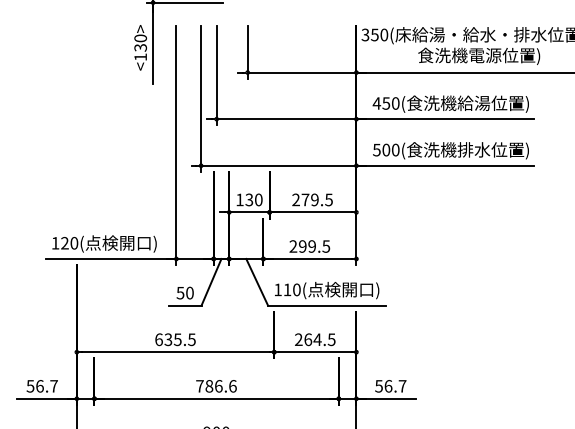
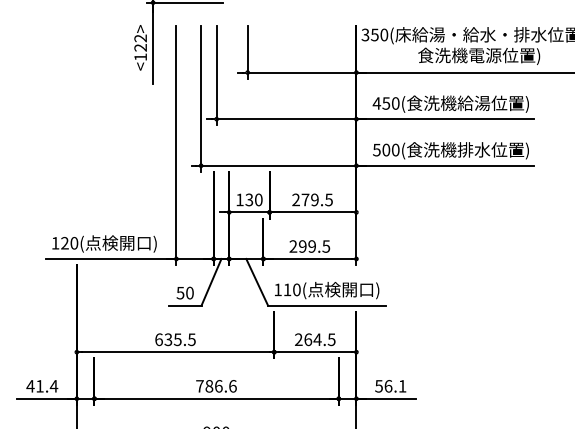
text: <130> -> <122> (140, 42)
text: 56.7 -> 41.4 (42, 386)
text: 56.7 -> 56.1 (402, 386)
